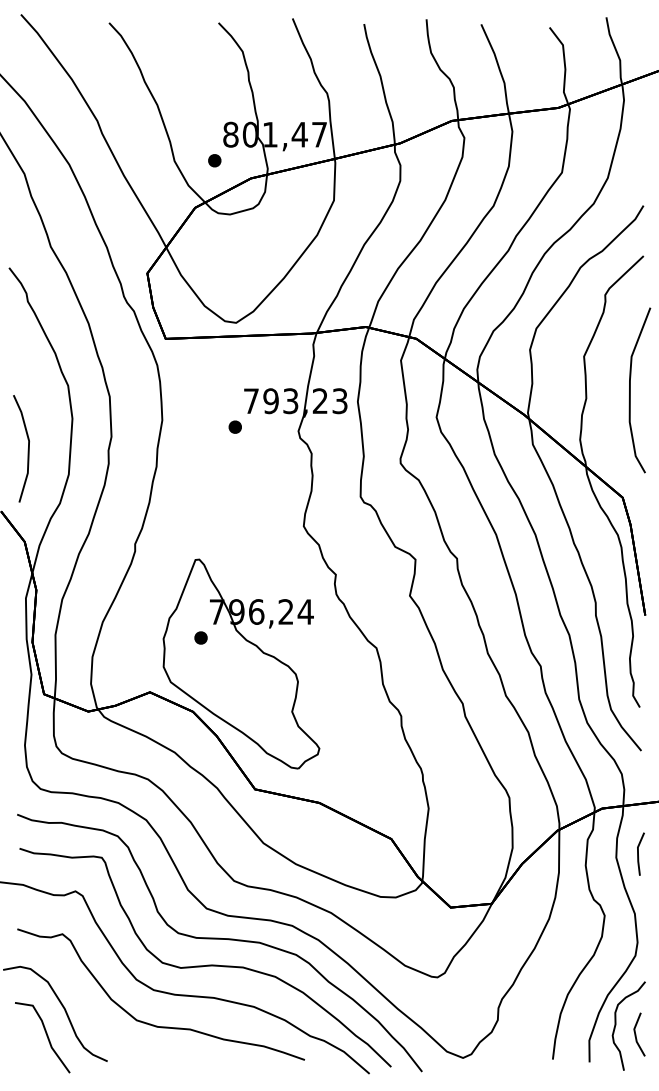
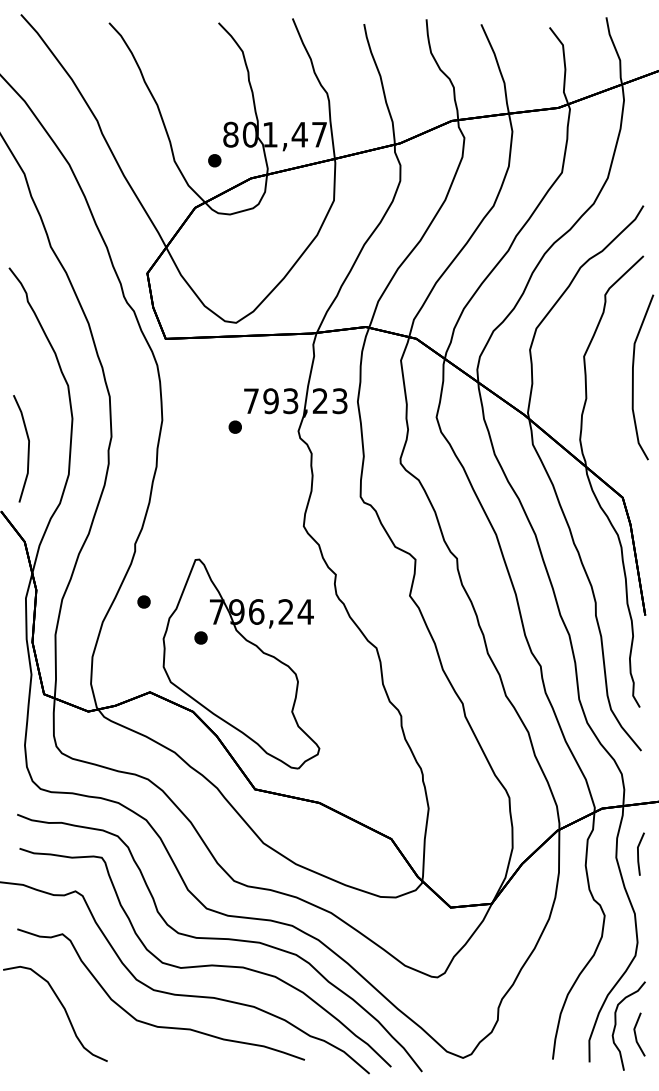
curve position: (630, 390) -> (633, 377) (633, 377)
part: none -> present (143, 601)
line: present -> none (46, 1036)
